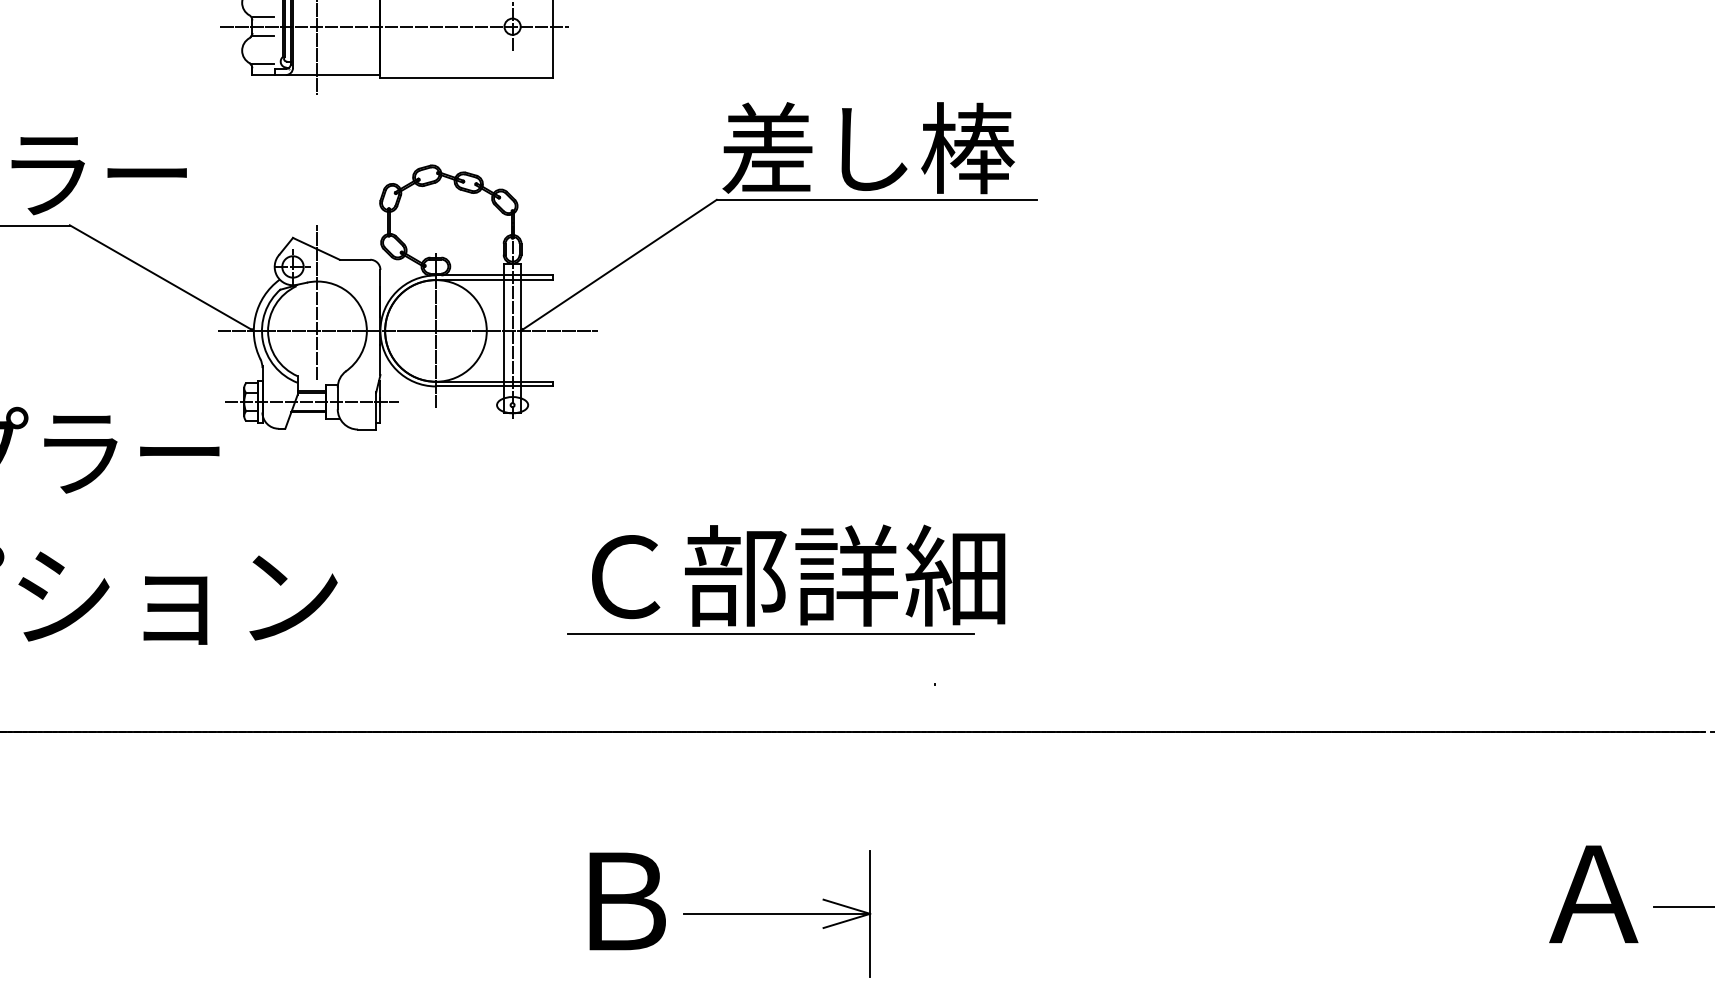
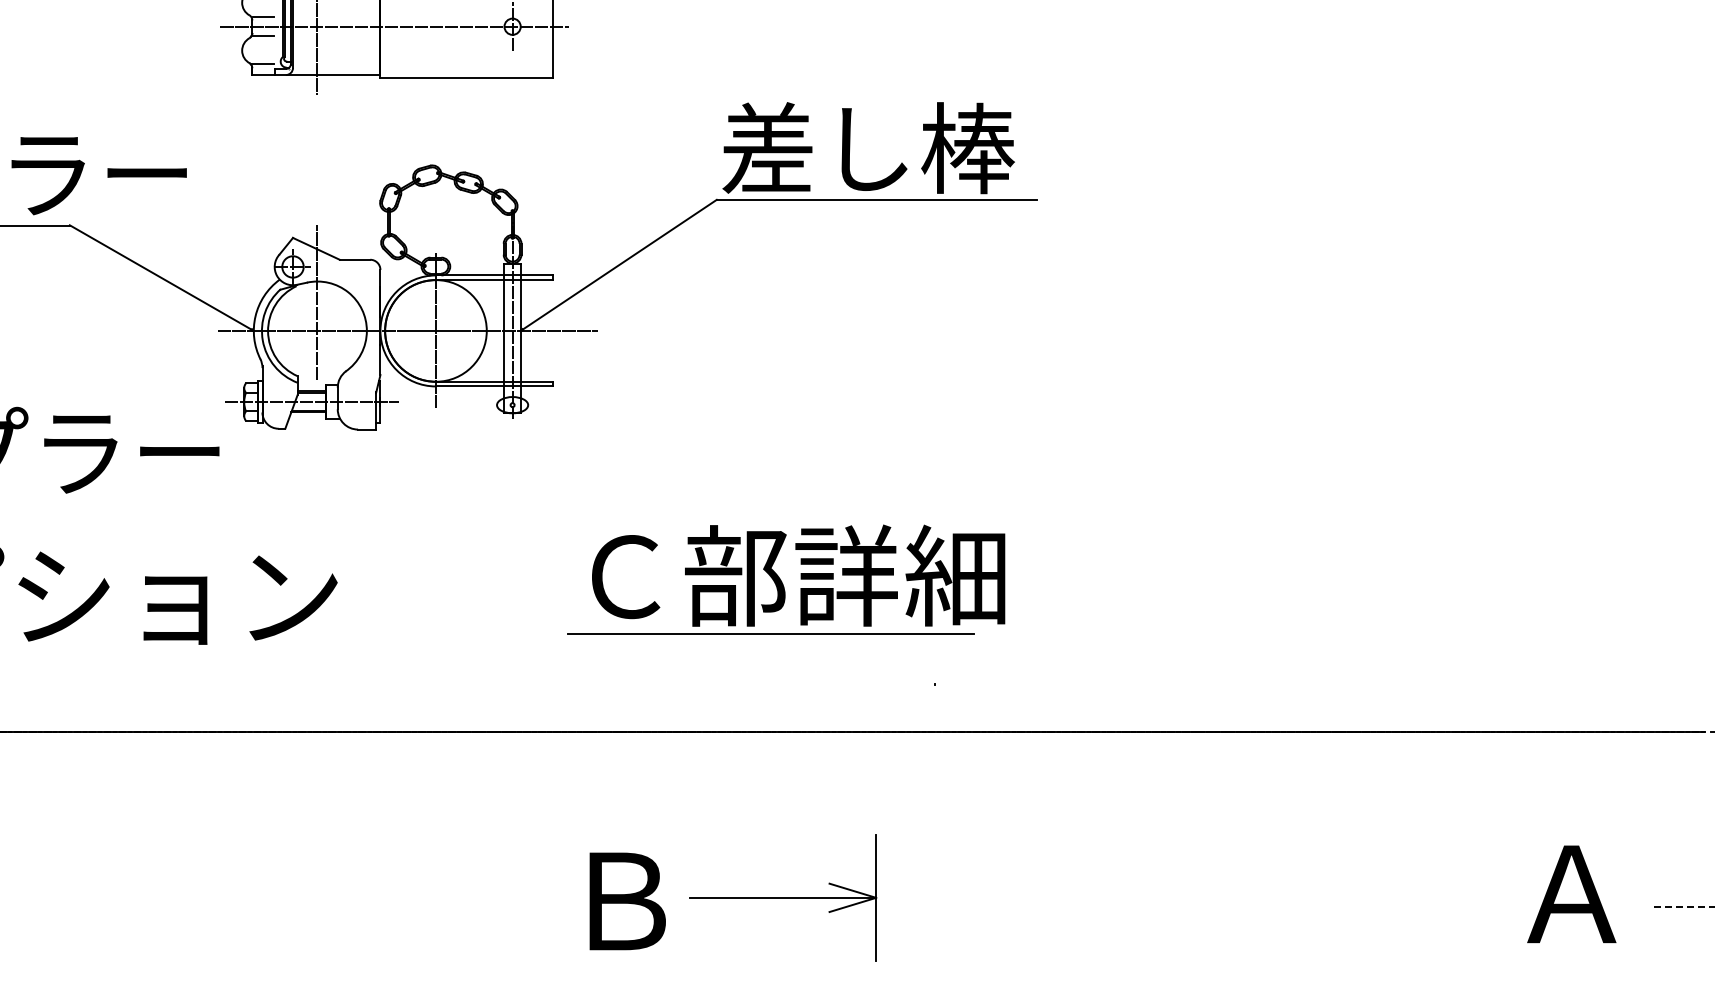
text position: (1593, 894) -> (1571, 894) (1571, 894)
line: solid -> dashed (1684, 906)
part position: (777, 913) -> (783, 897) (783, 897)
